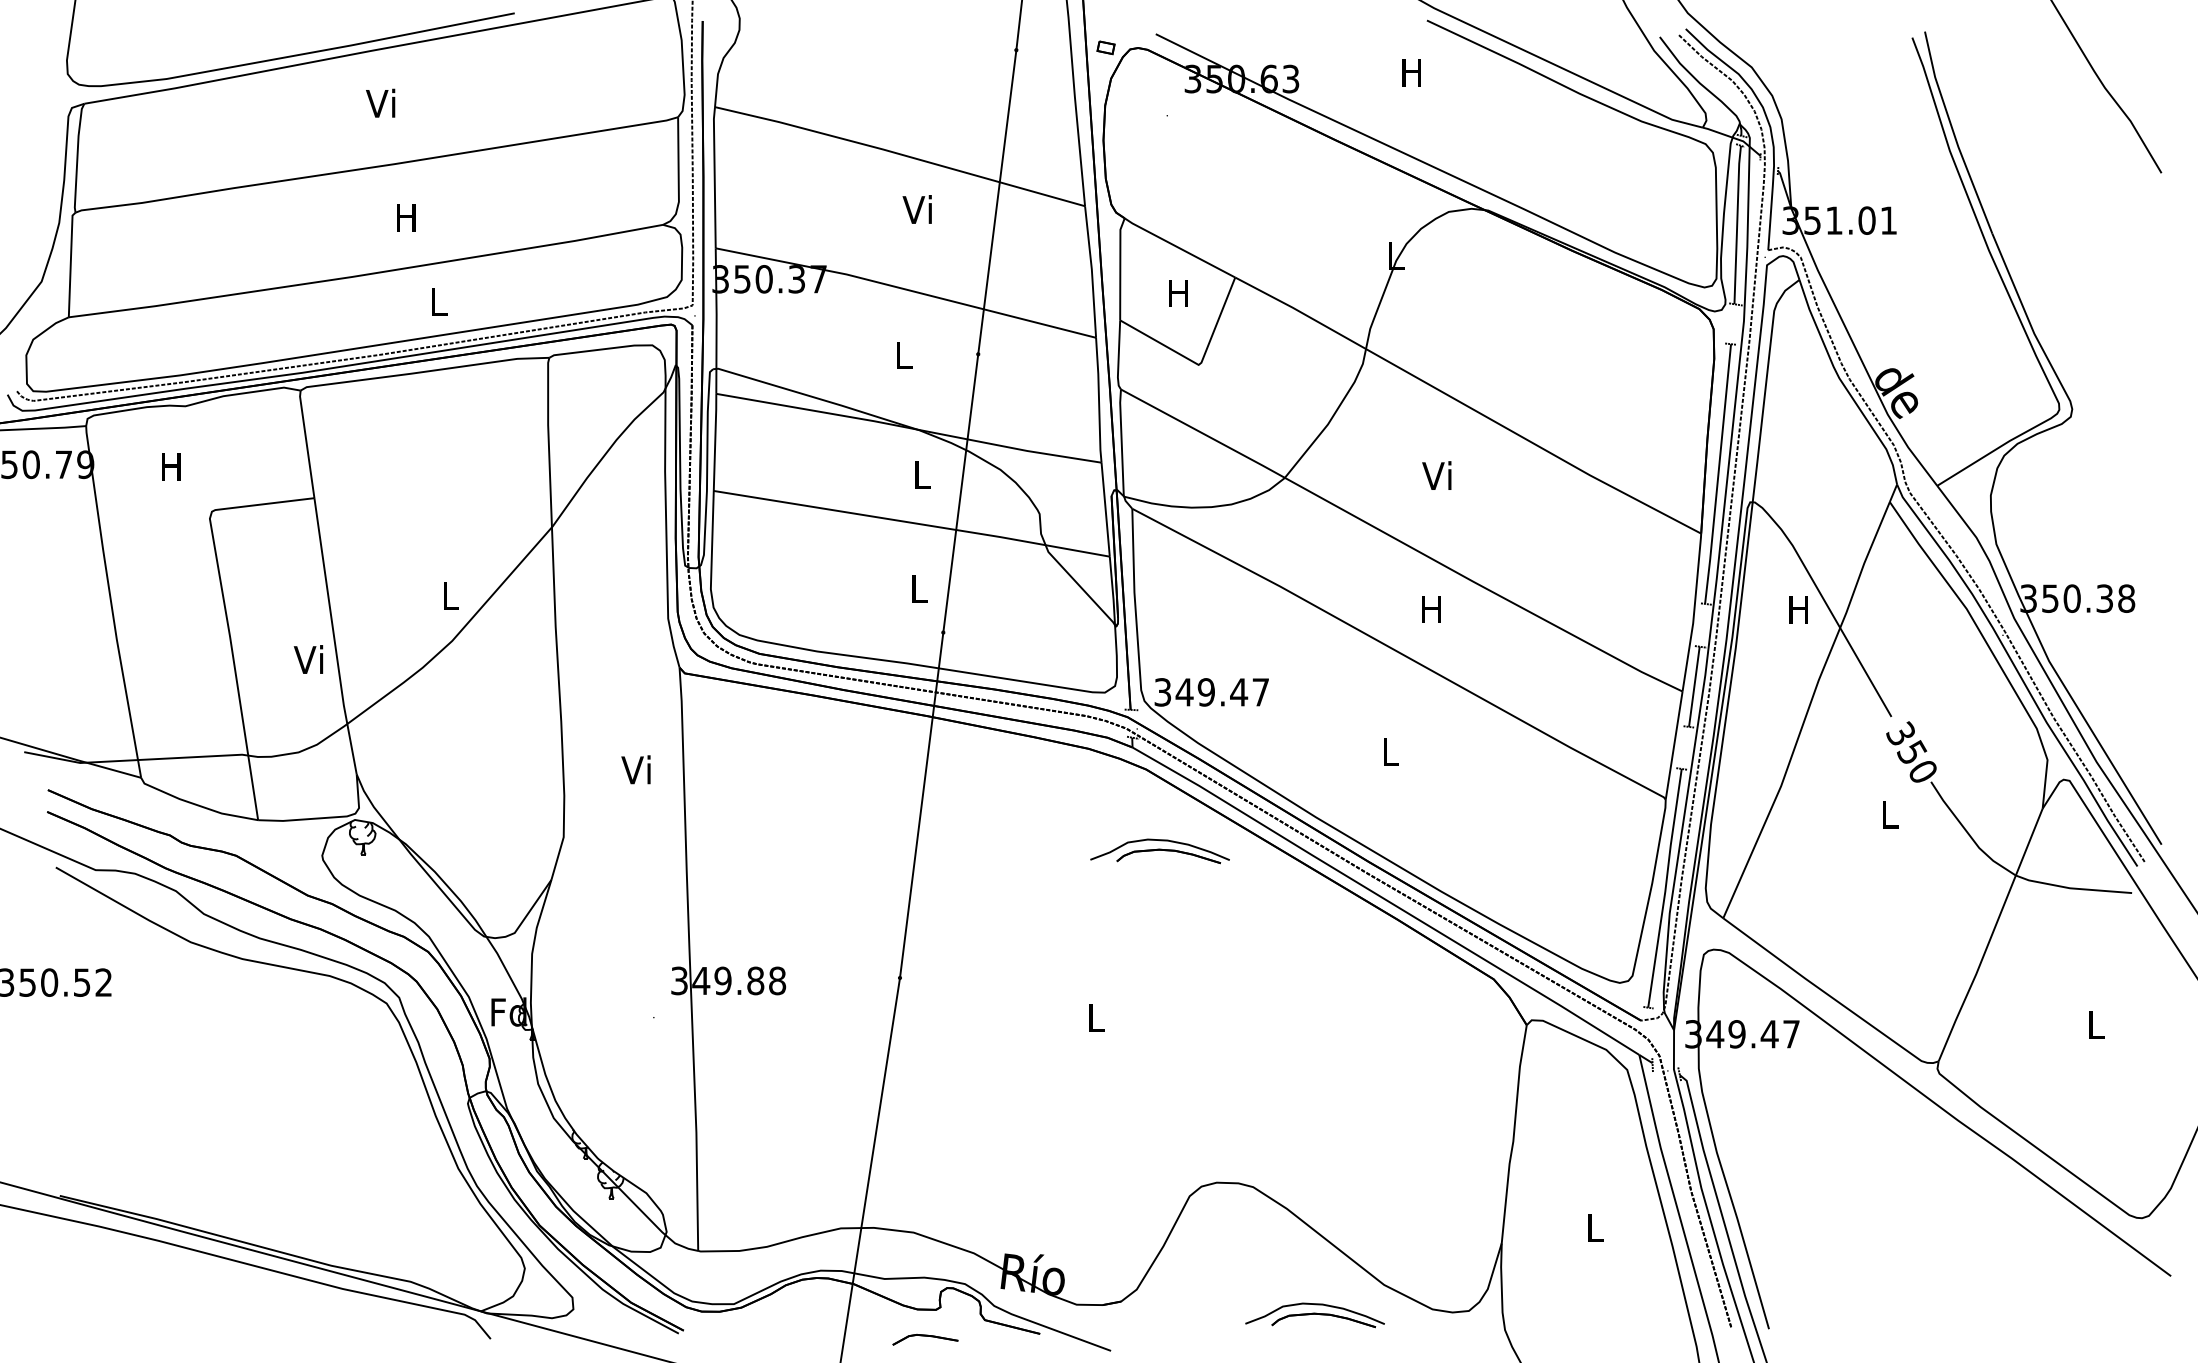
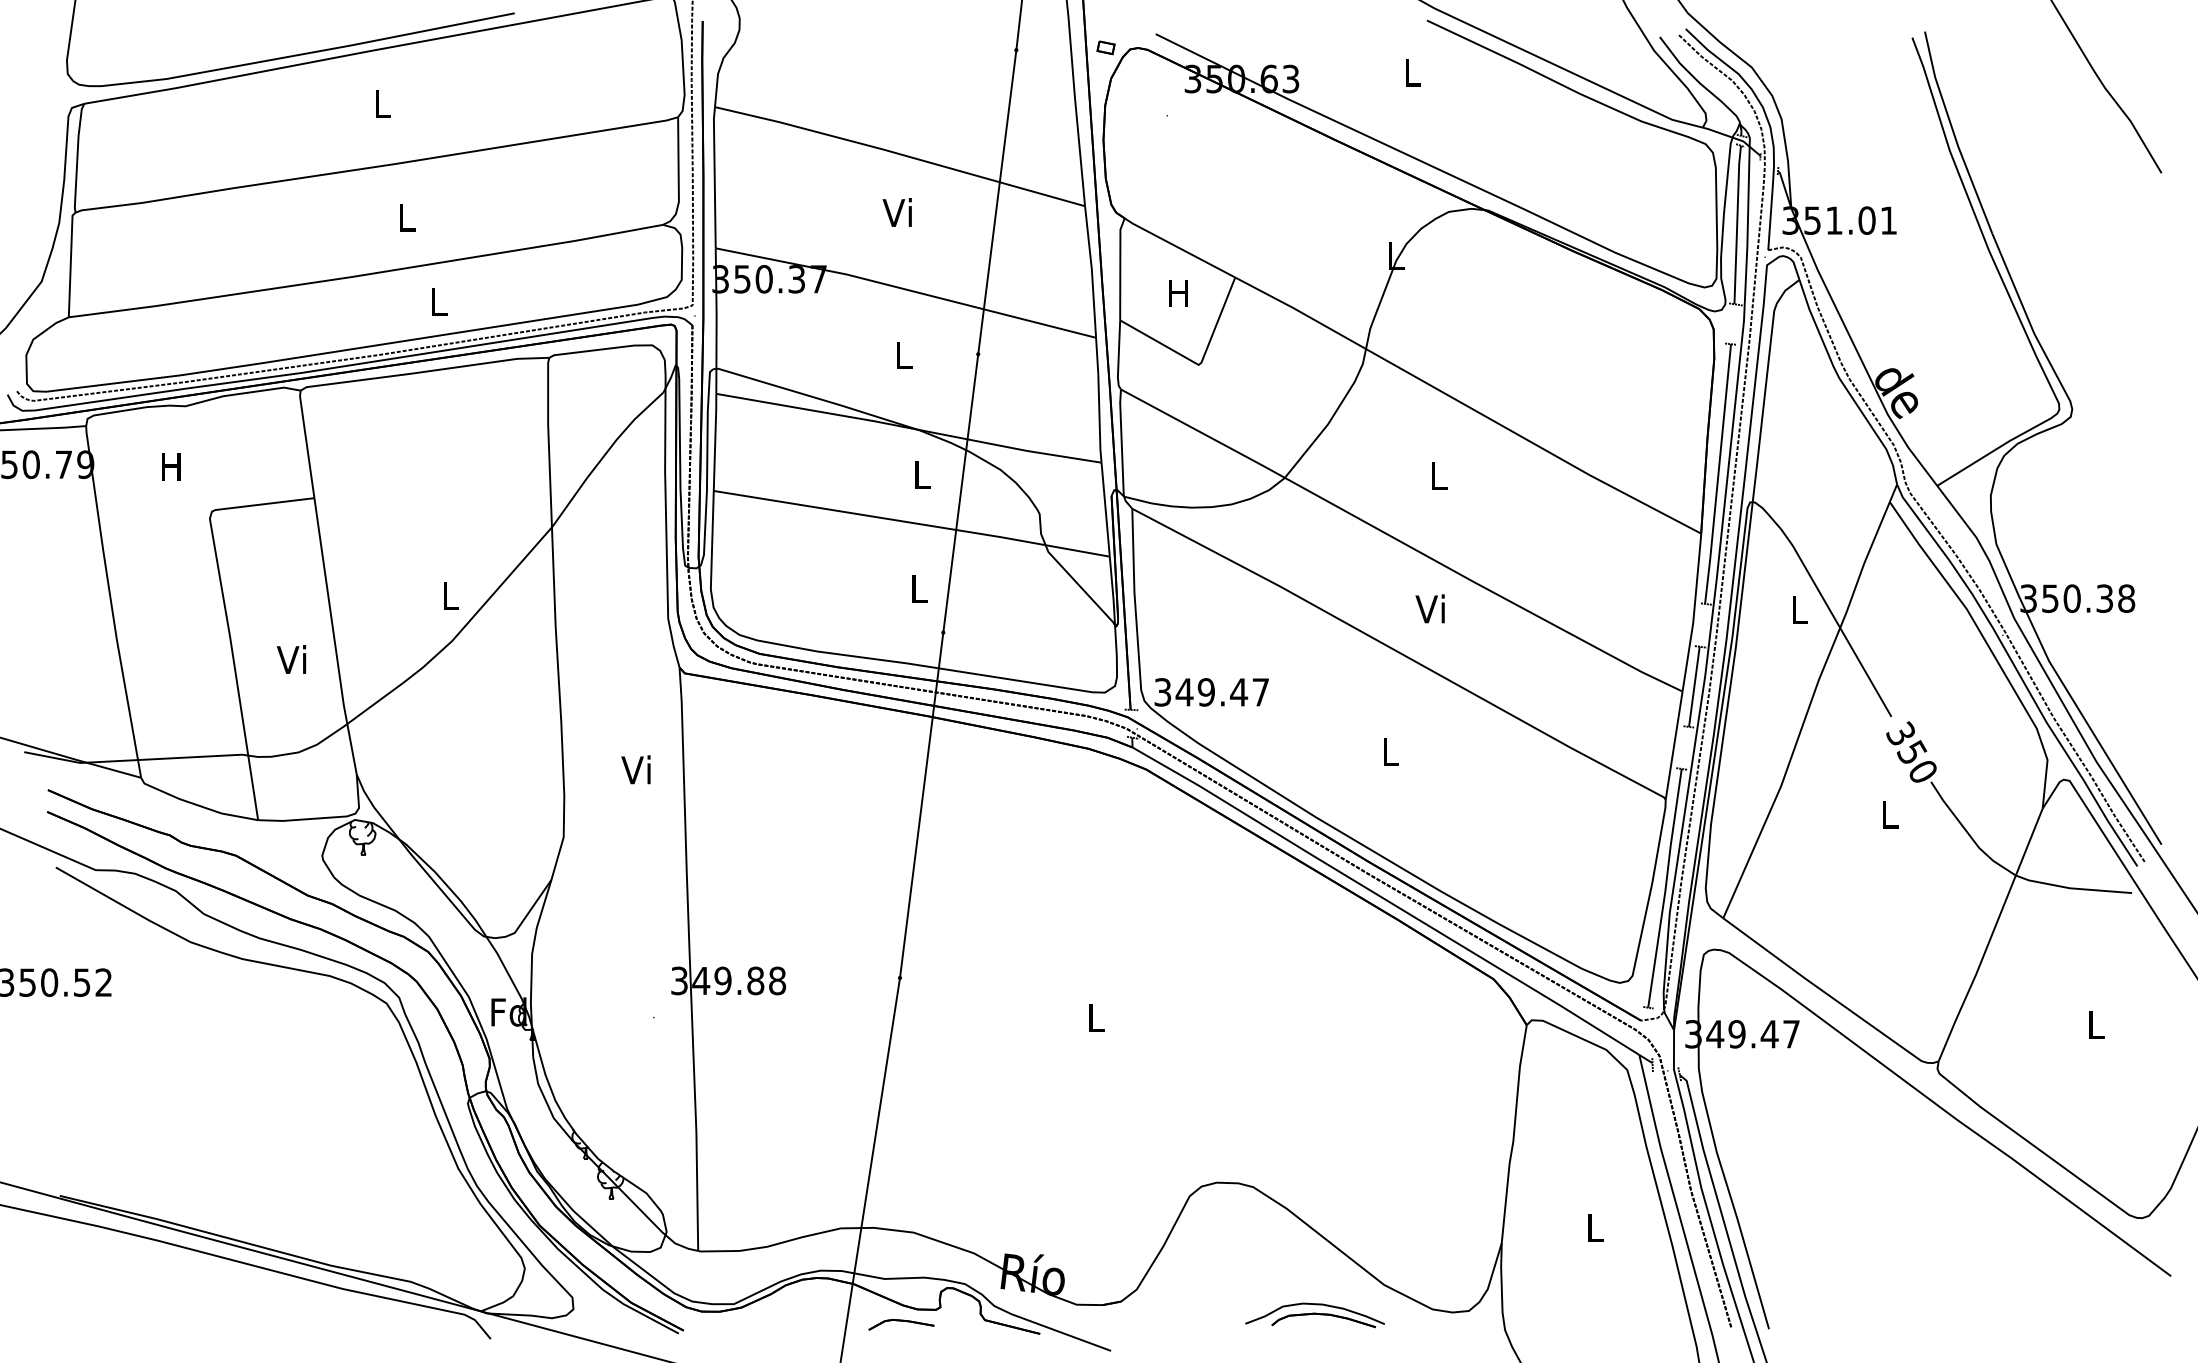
text: H -> L (1411, 72)
text: Vi -> L (380, 102)
text position: (916, 209) -> (896, 212) (896, 212)
text: H -> L (406, 217)
text: Vi -> L (1436, 475)
text: H -> Vi (1429, 608)
text: H -> L (1798, 609)
text position: (308, 659) -> (291, 659) (291, 659)
part: present -> none (1159, 851)
part position: (925, 1339) -> (901, 1324) (901, 1324)
